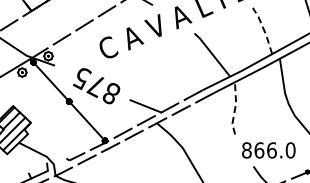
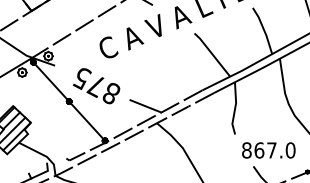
line: dashed -> solid (264, 30)
line: dashed -> solid (235, 108)
text: 866.0 -> 867.0 (271, 150)
